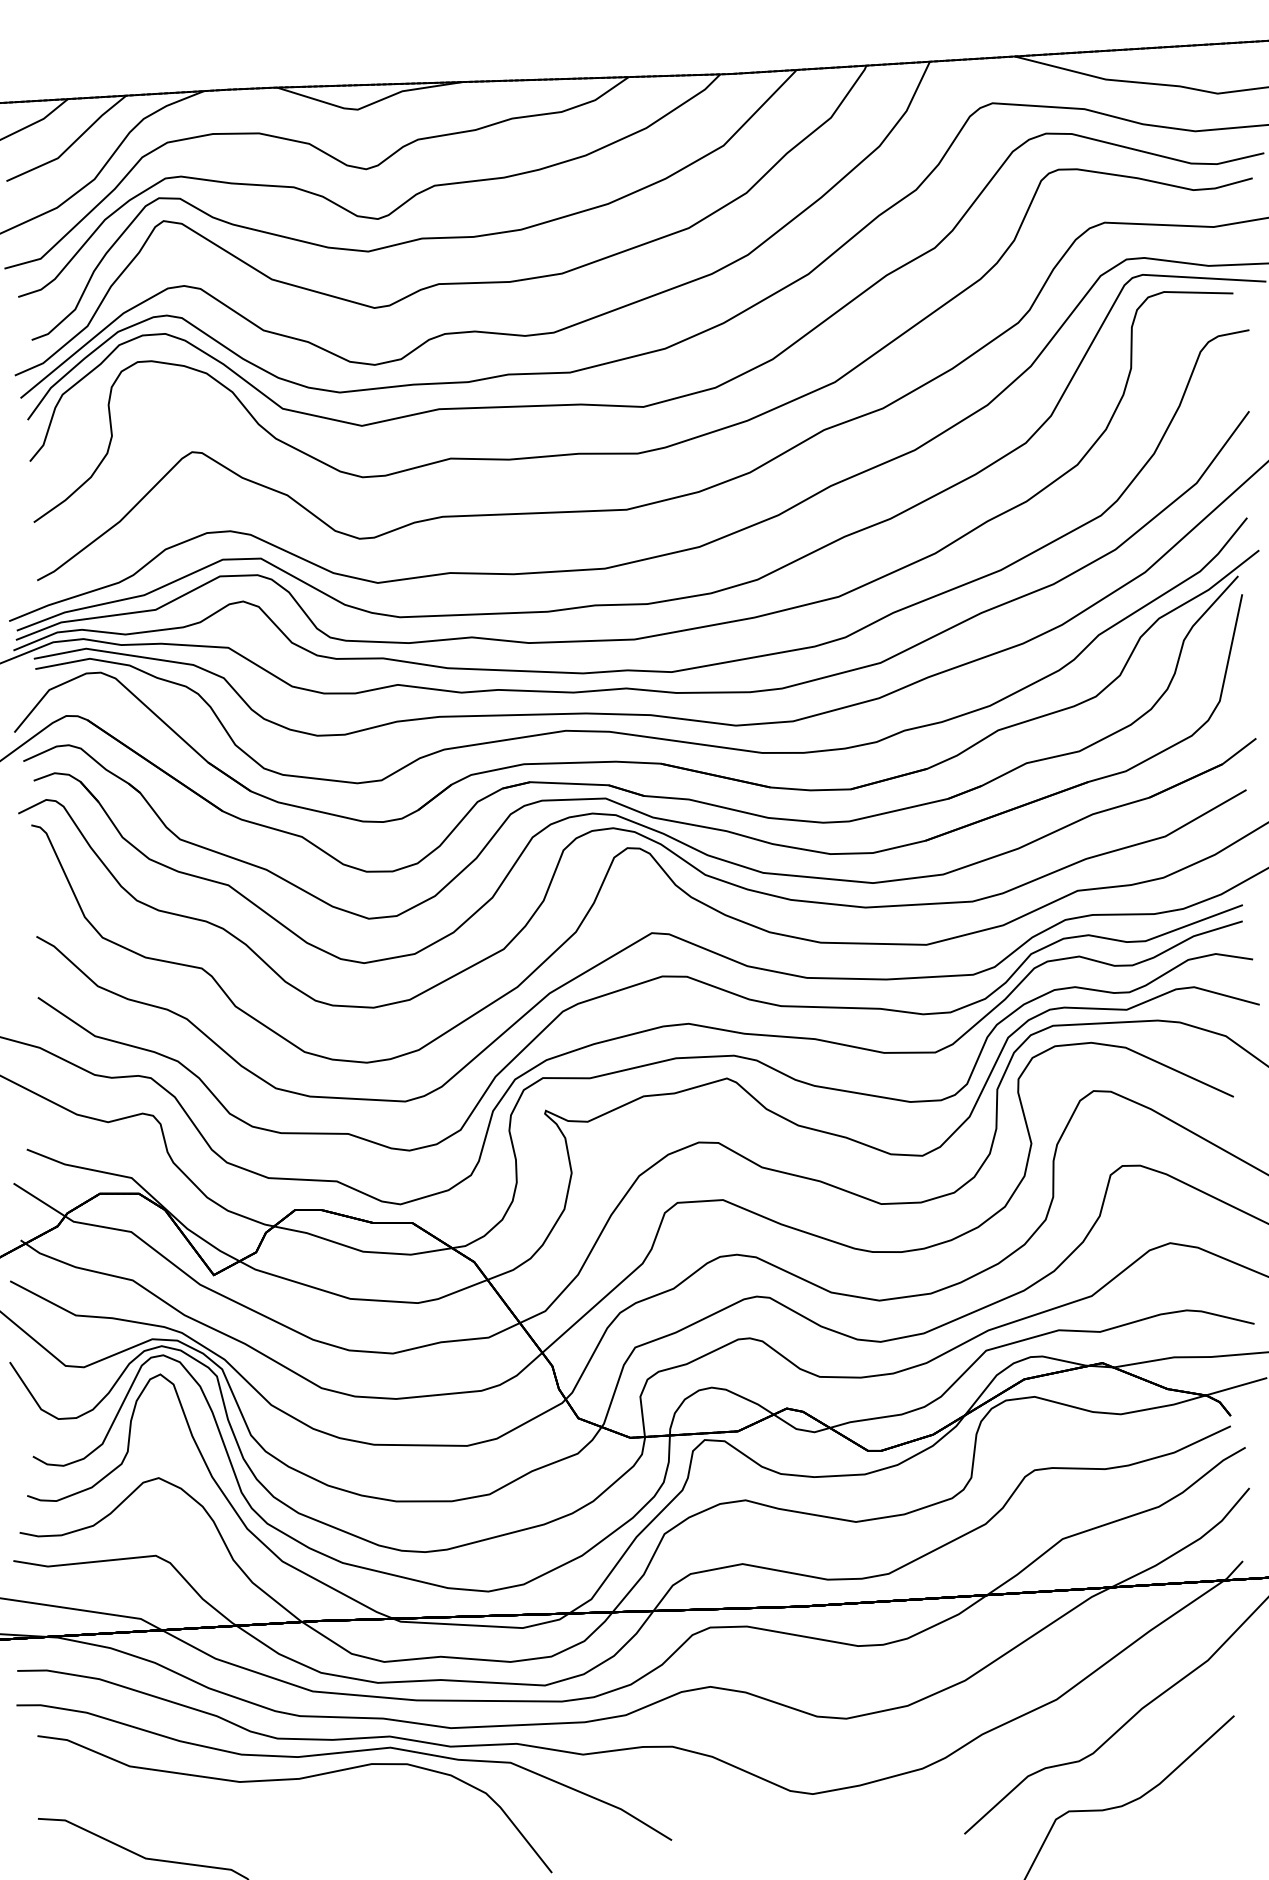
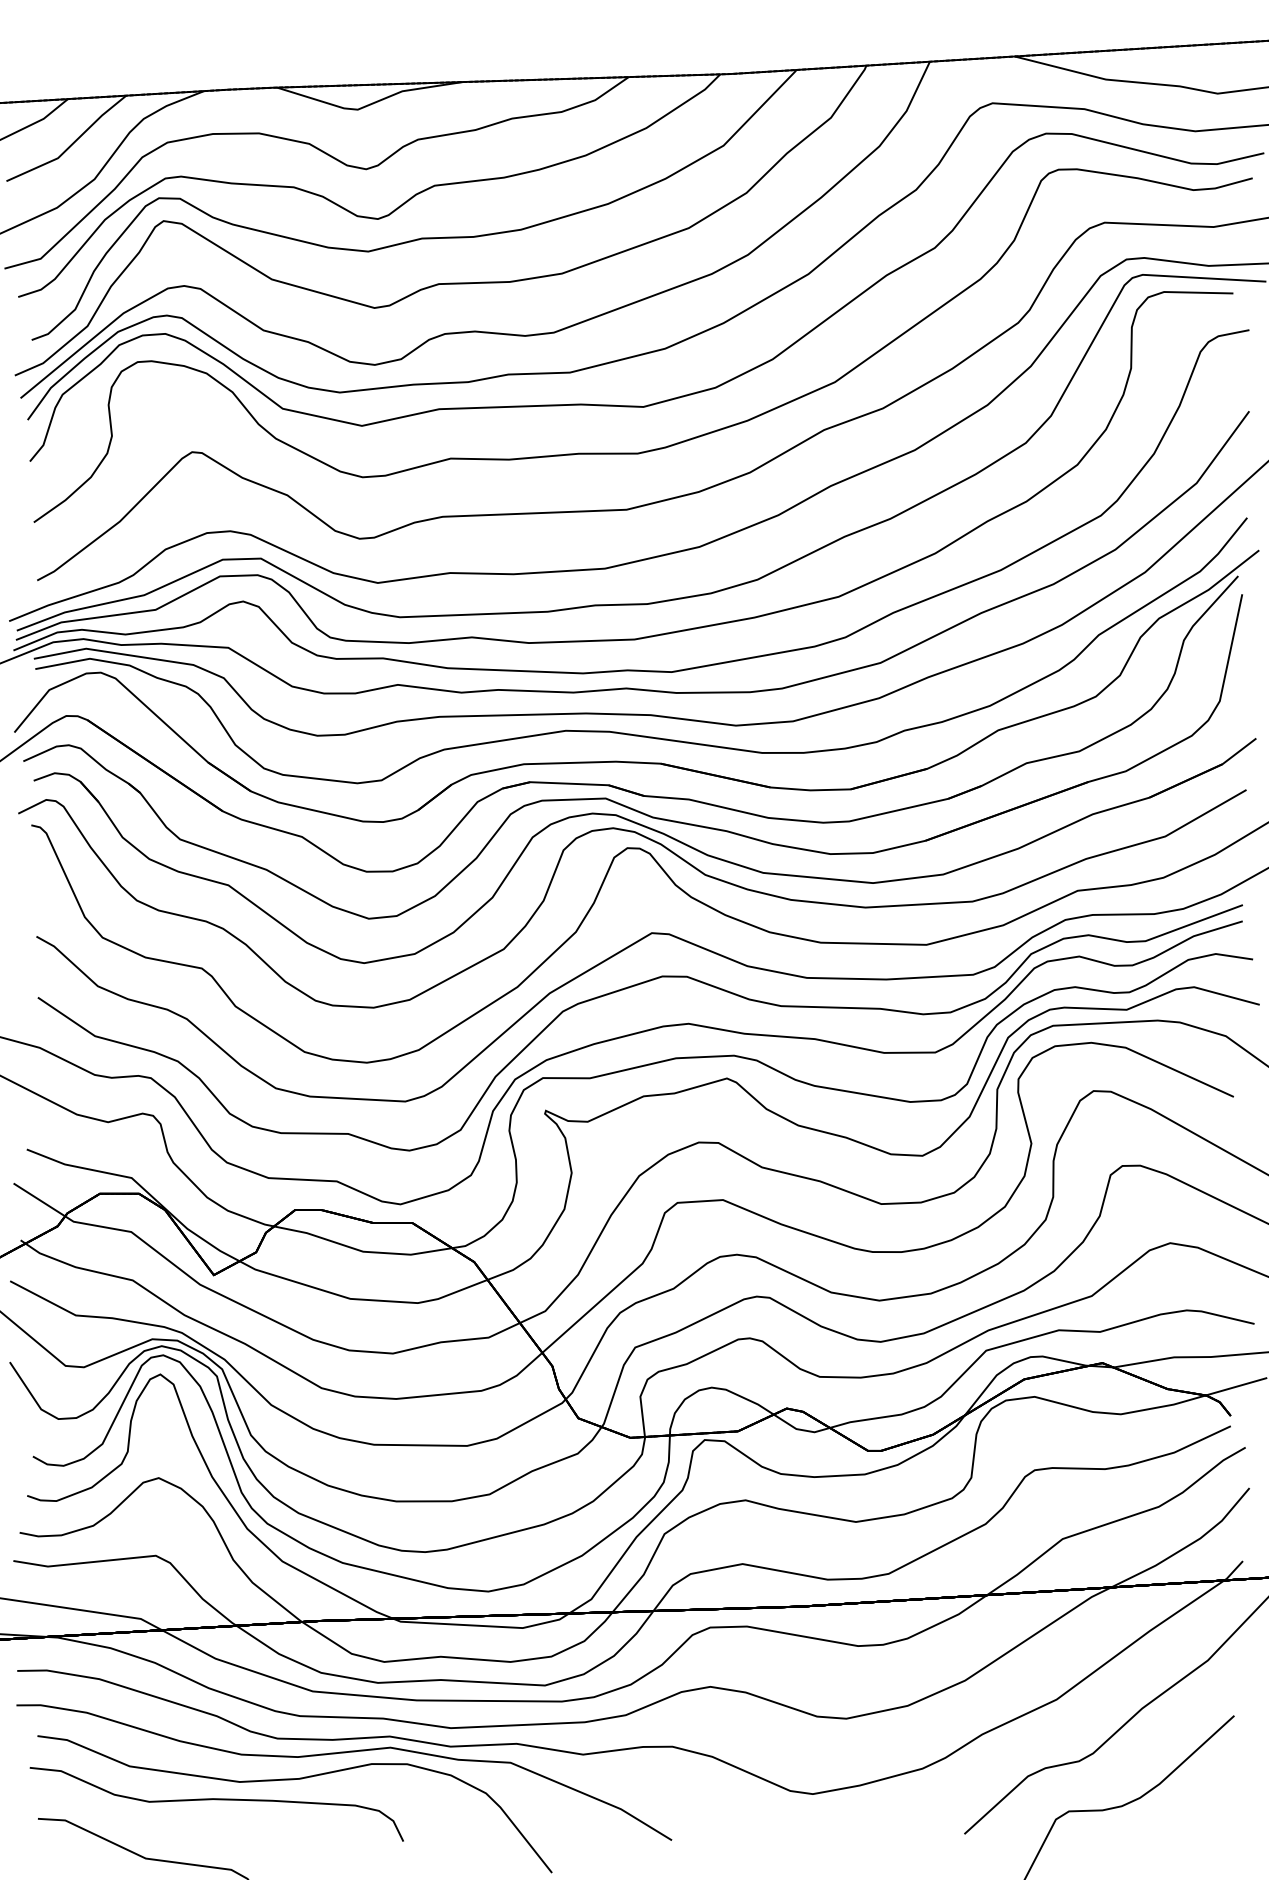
curve: none -> present (216, 1800)
